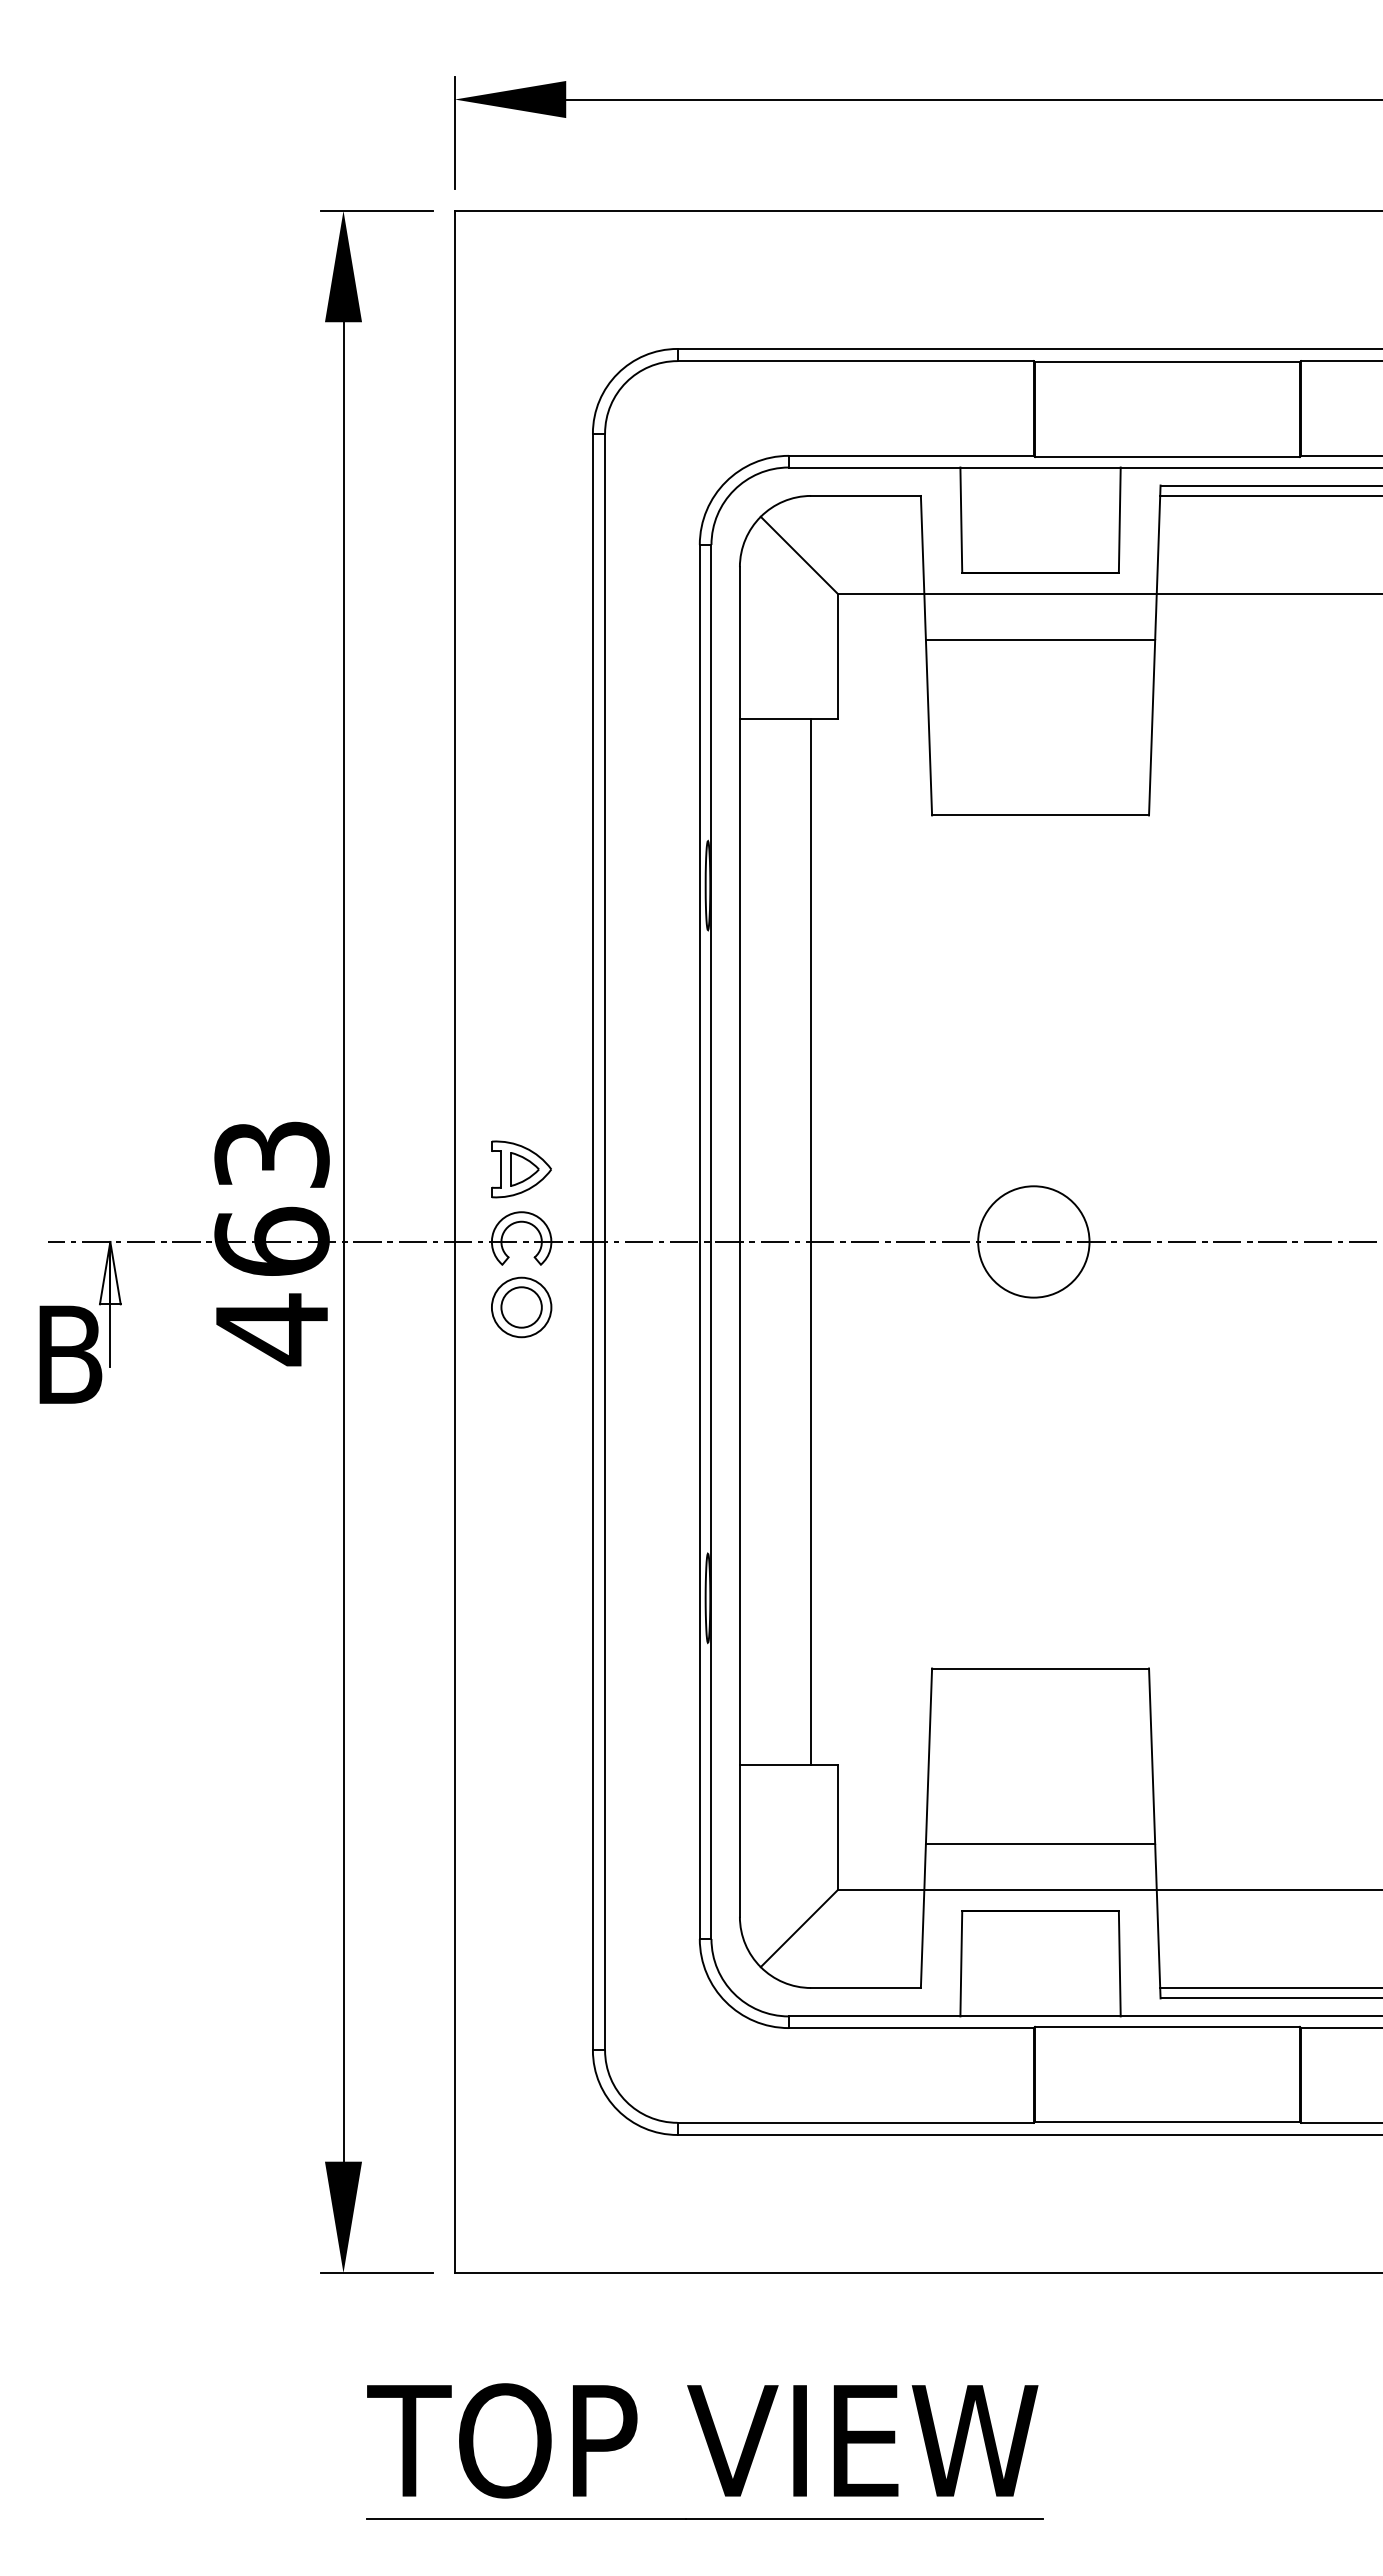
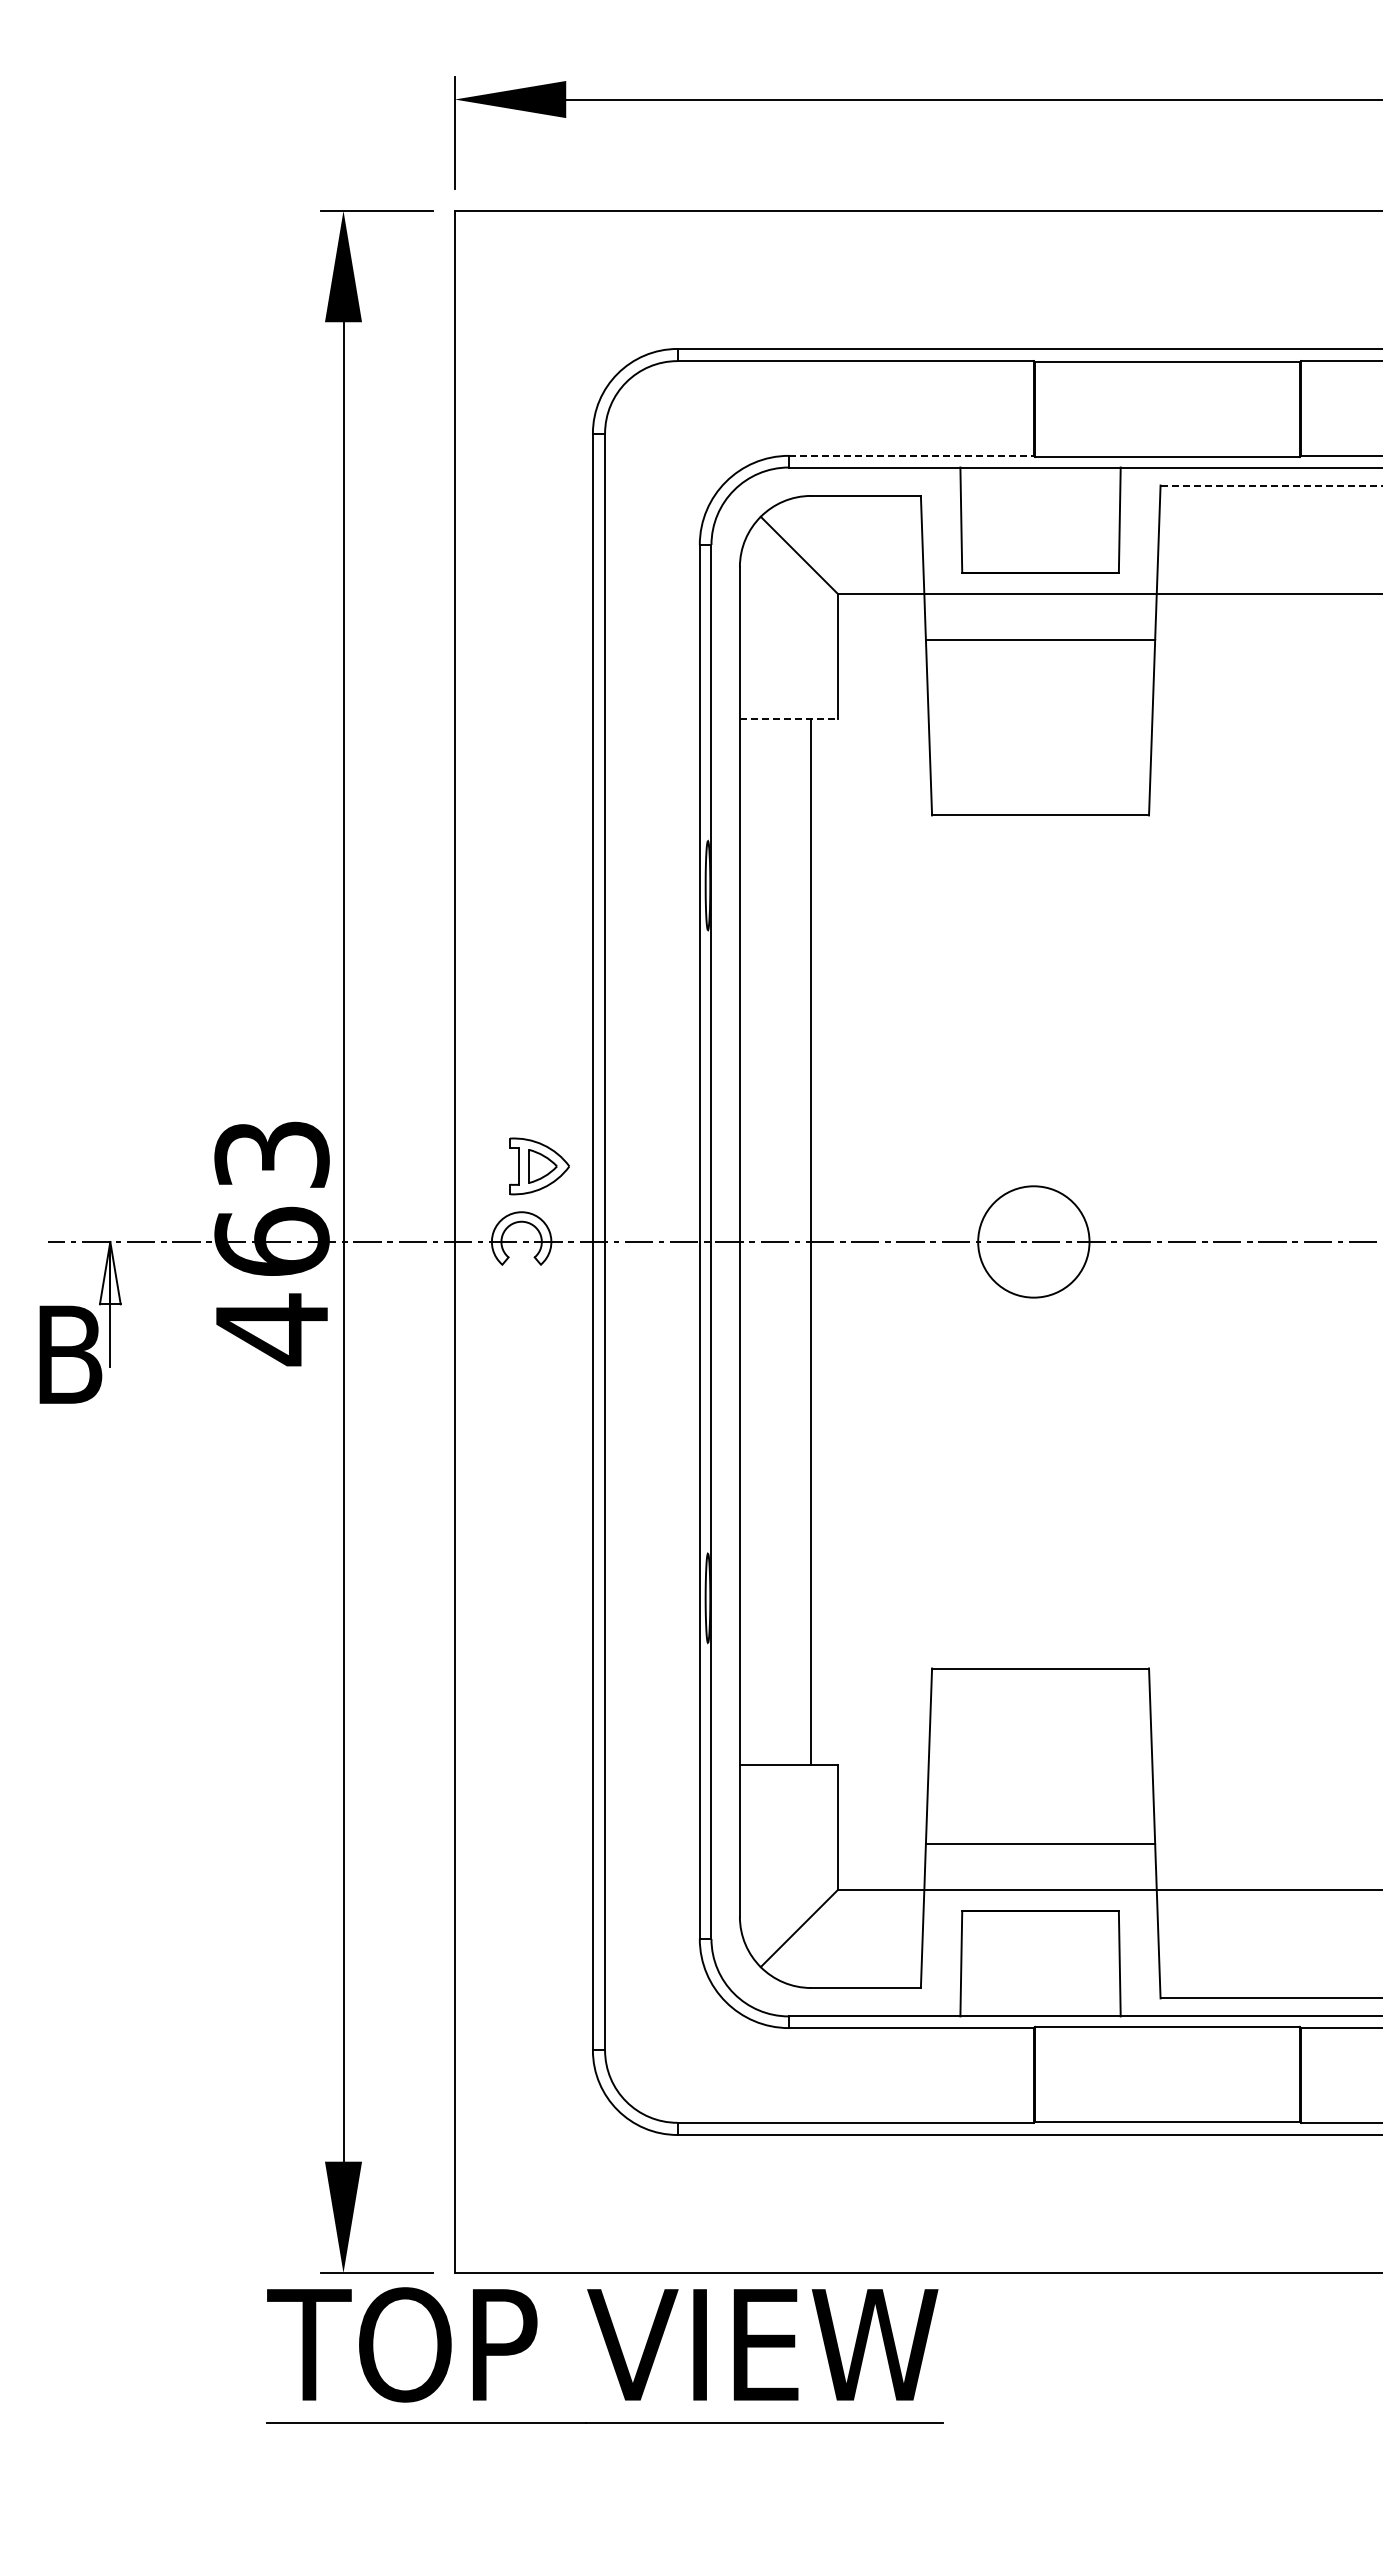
line: solid -> dashed (911, 455)
line: solid -> dashed (1271, 485)
line: present -> none (1269, 495)
line: solid -> dashed (788, 718)
part position: (521, 1169) -> (539, 1166) (539, 1166)
part: present -> none (521, 1307)
line: present -> none (1269, 1988)
part position: (704, 2451) -> (604, 2355) (604, 2355)
